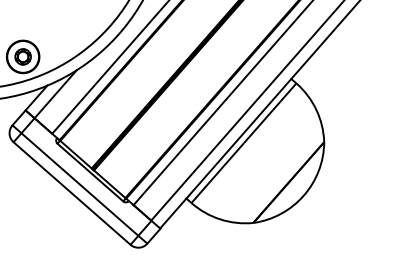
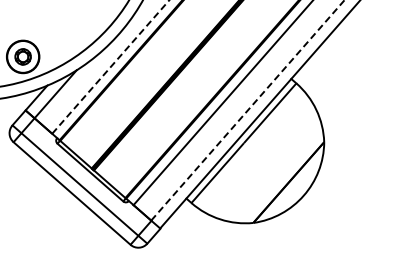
line: solid -> dashed (110, 66)
line: solid -> dashed (248, 110)
